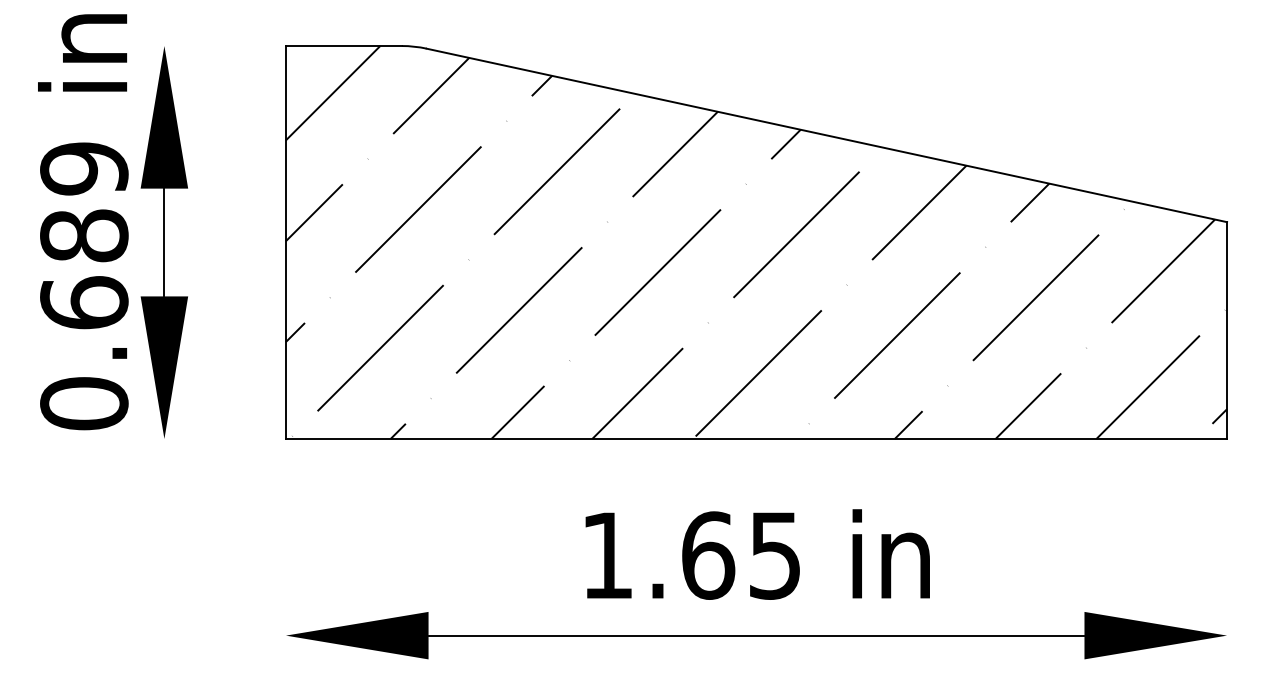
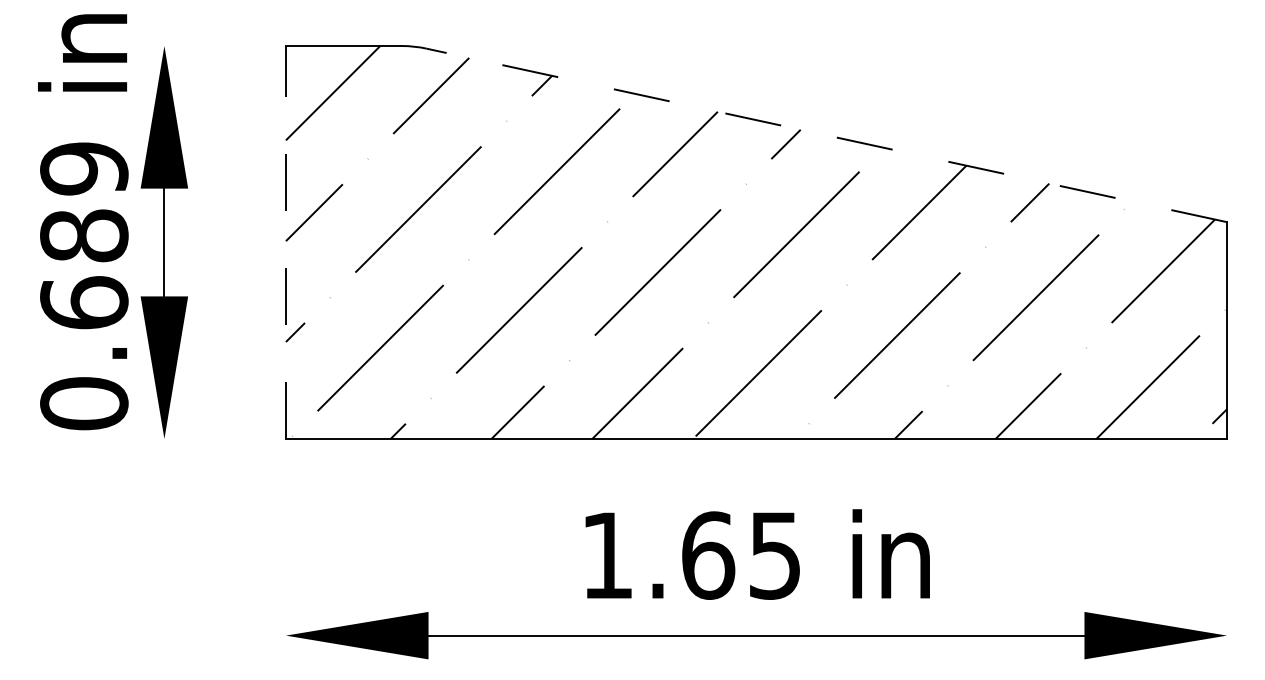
line: solid -> dashed (826, 135)
line: solid -> dashed (285, 242)
